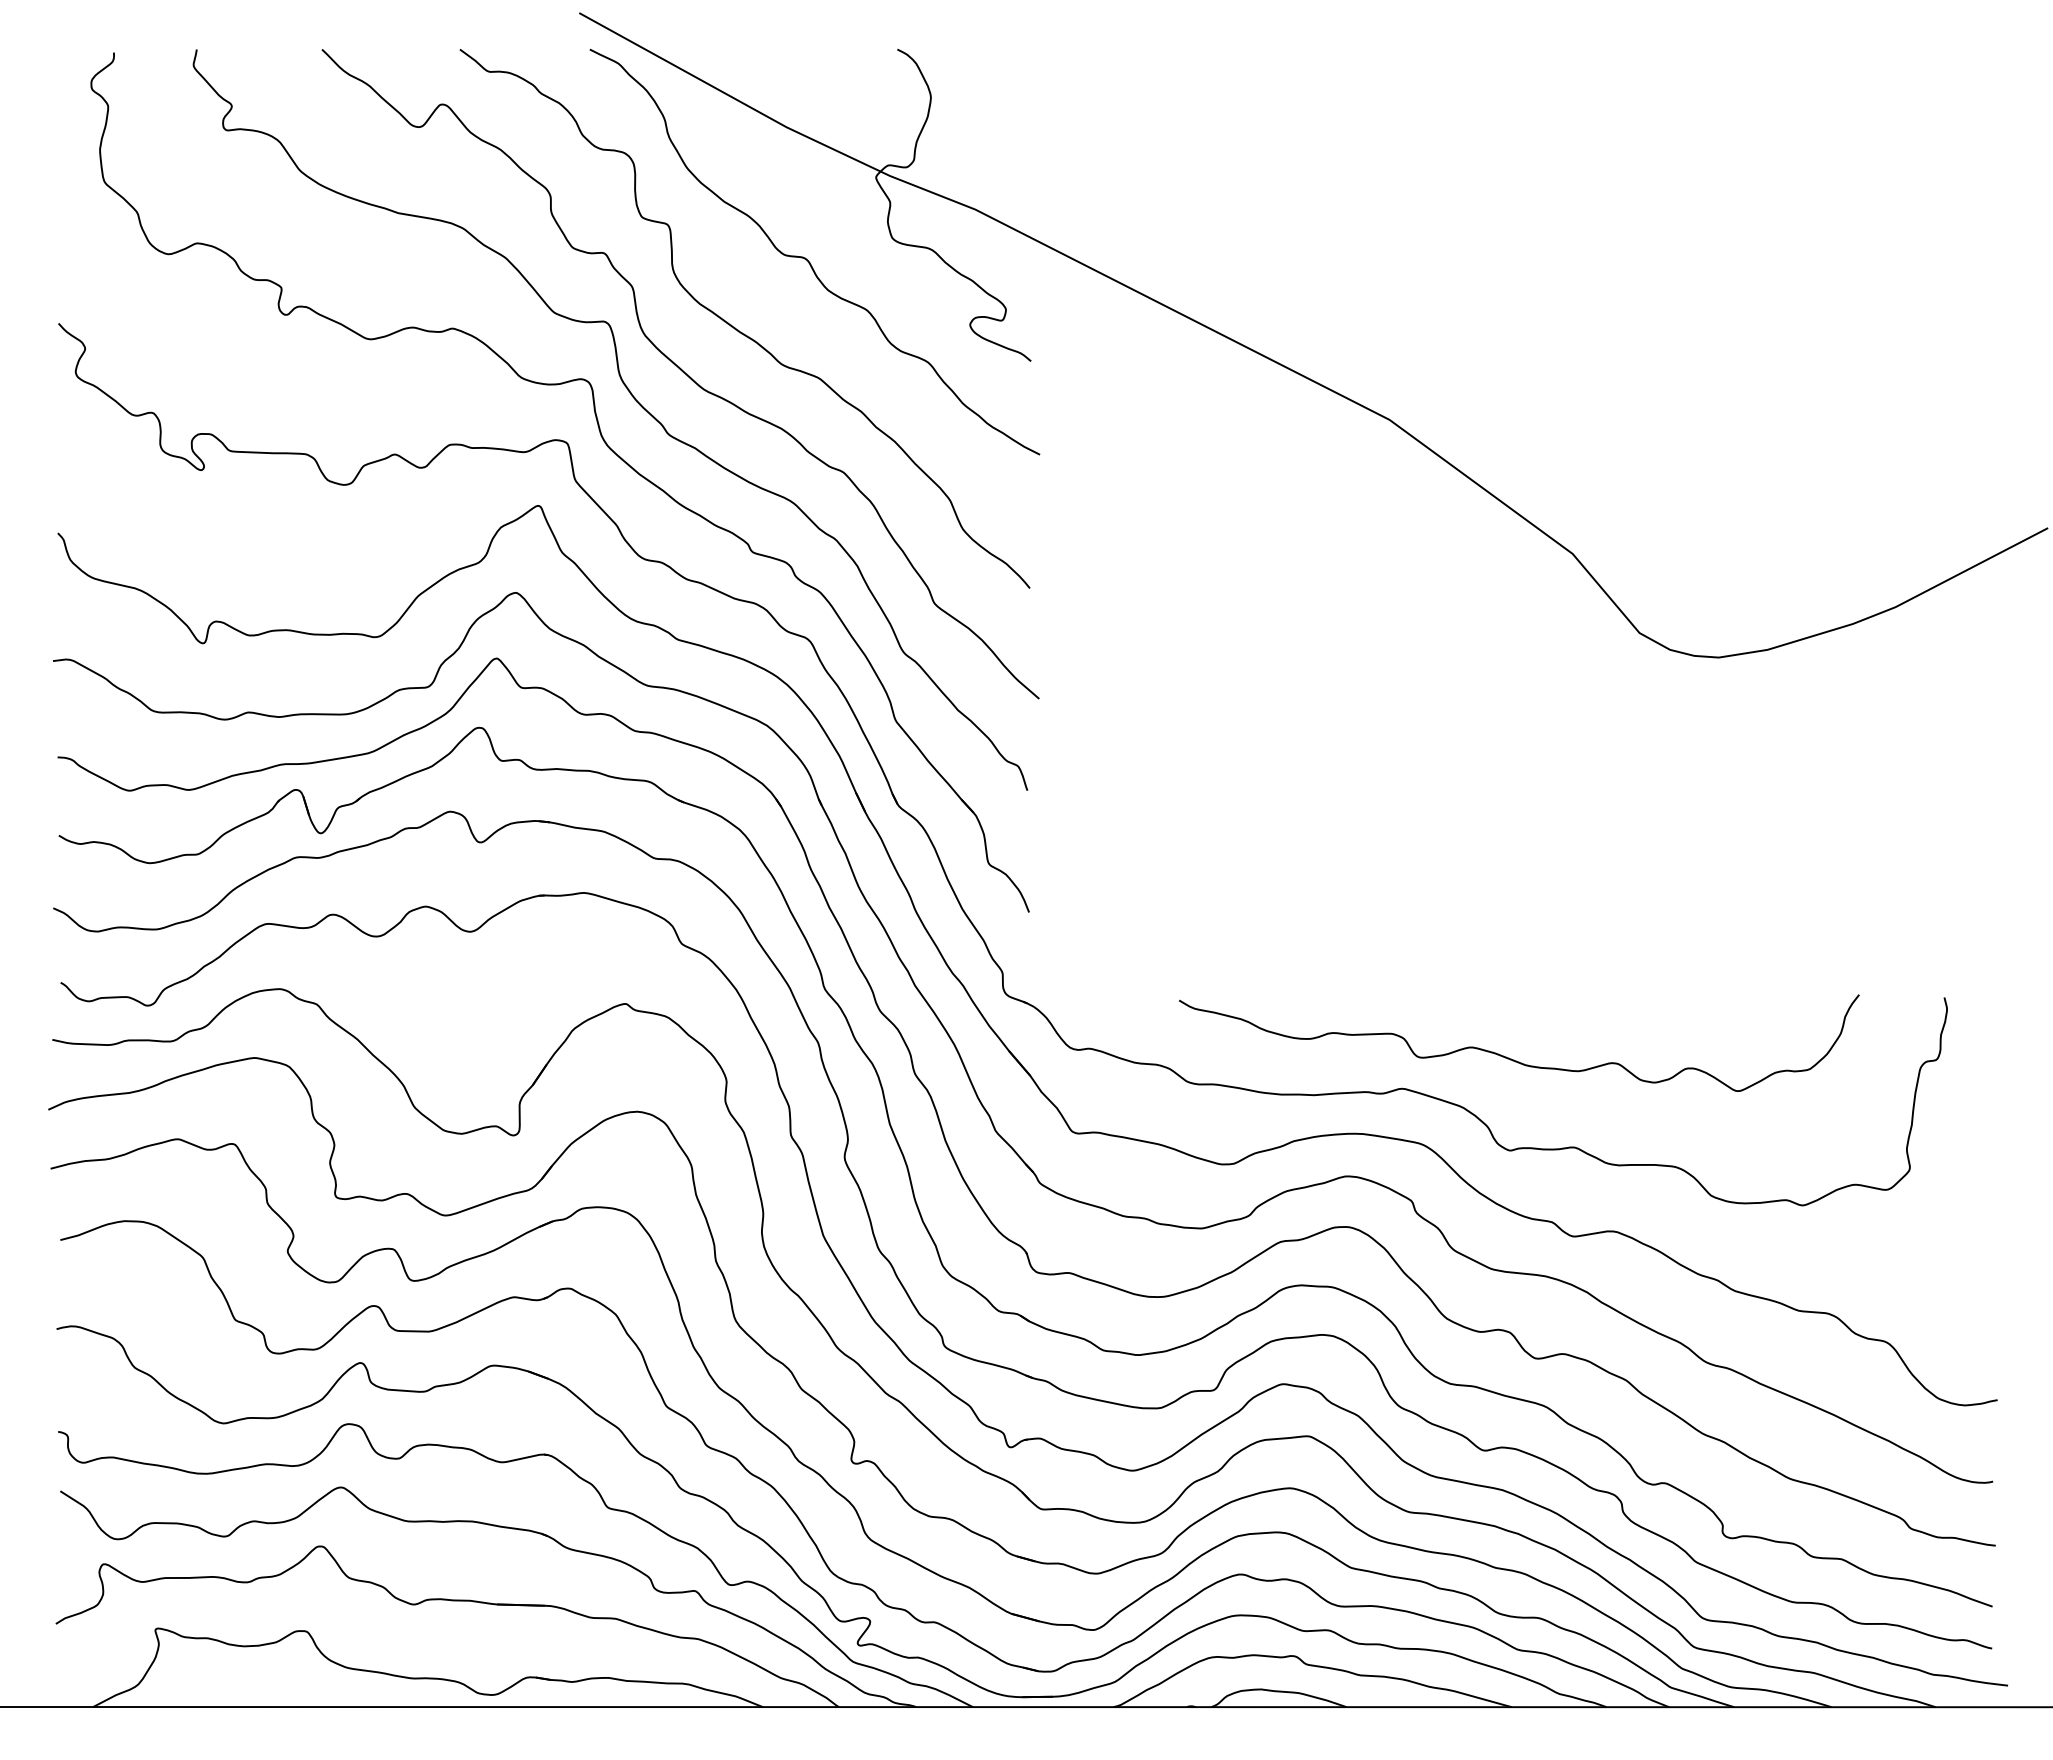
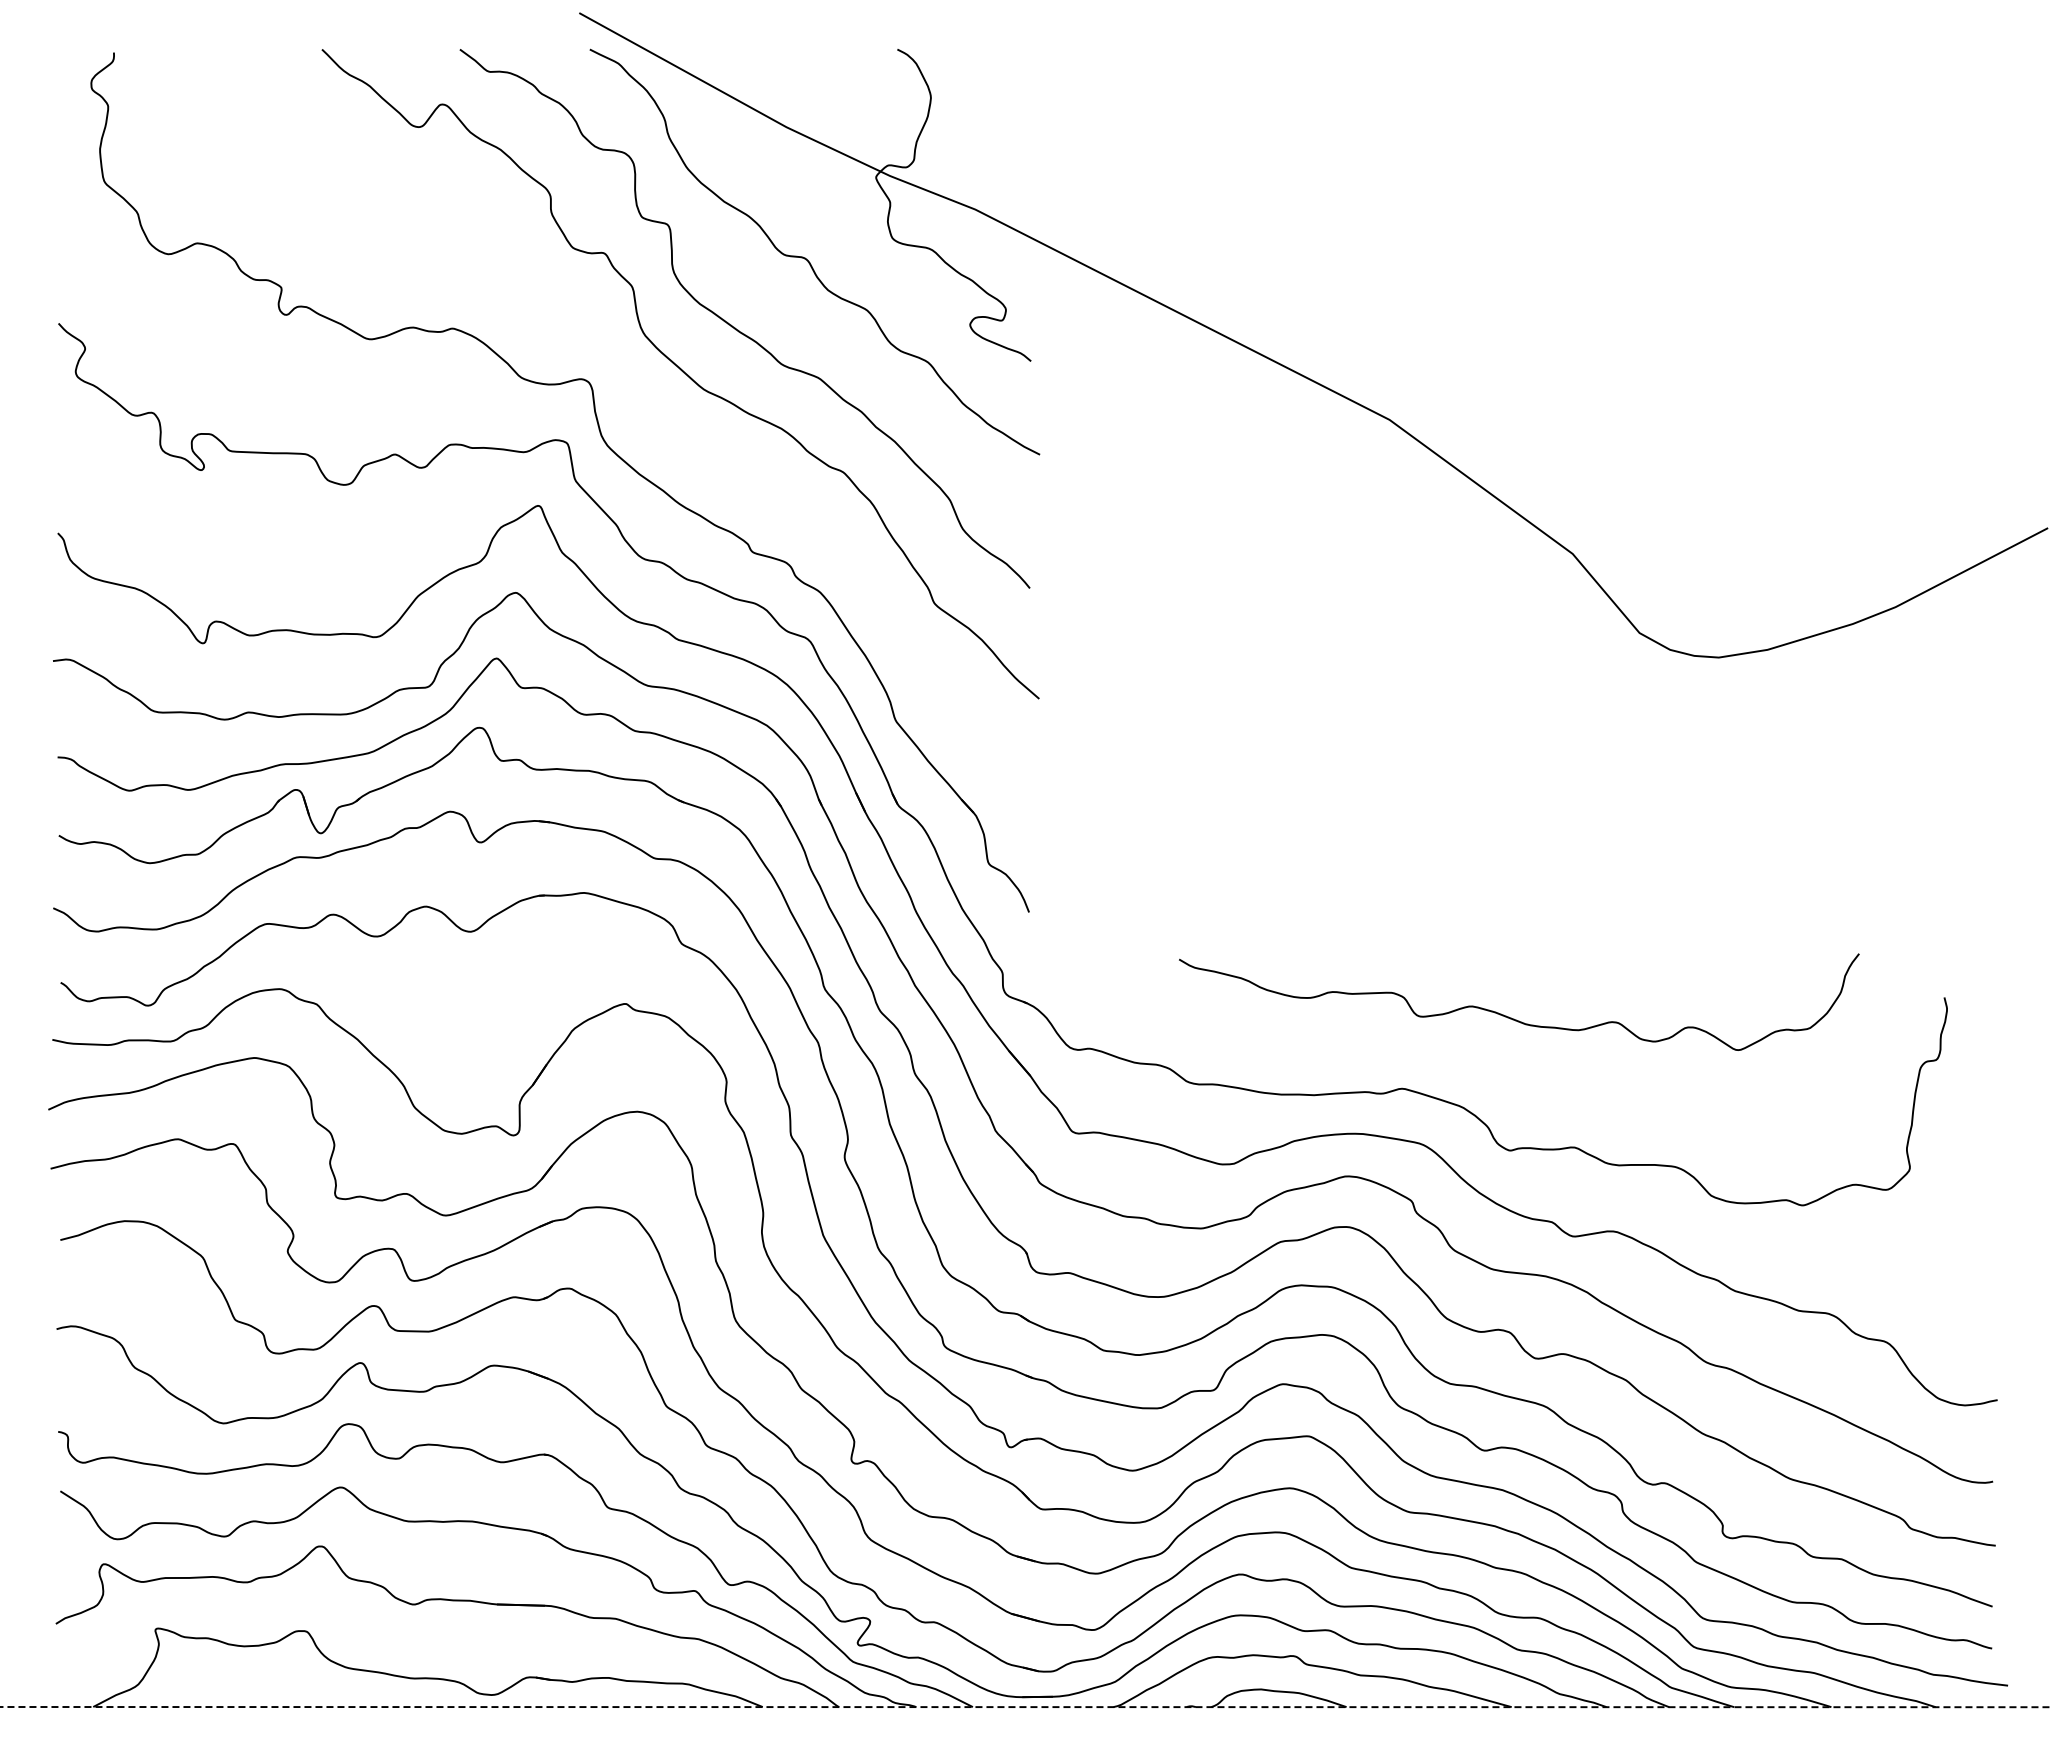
curve: present -> none (636, 402)
curve position: (1514, 1059) -> (1514, 1018) (1514, 1018)
line: solid -> dashed (1026, 1707)
